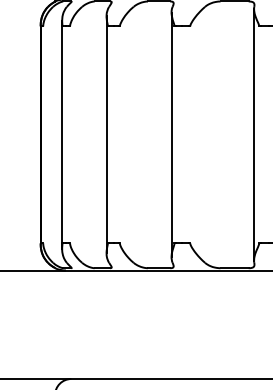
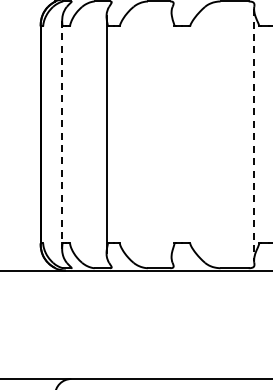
line: present -> none (171, 134)
line: solid -> dashed (254, 134)
line: solid -> dashed (62, 135)
